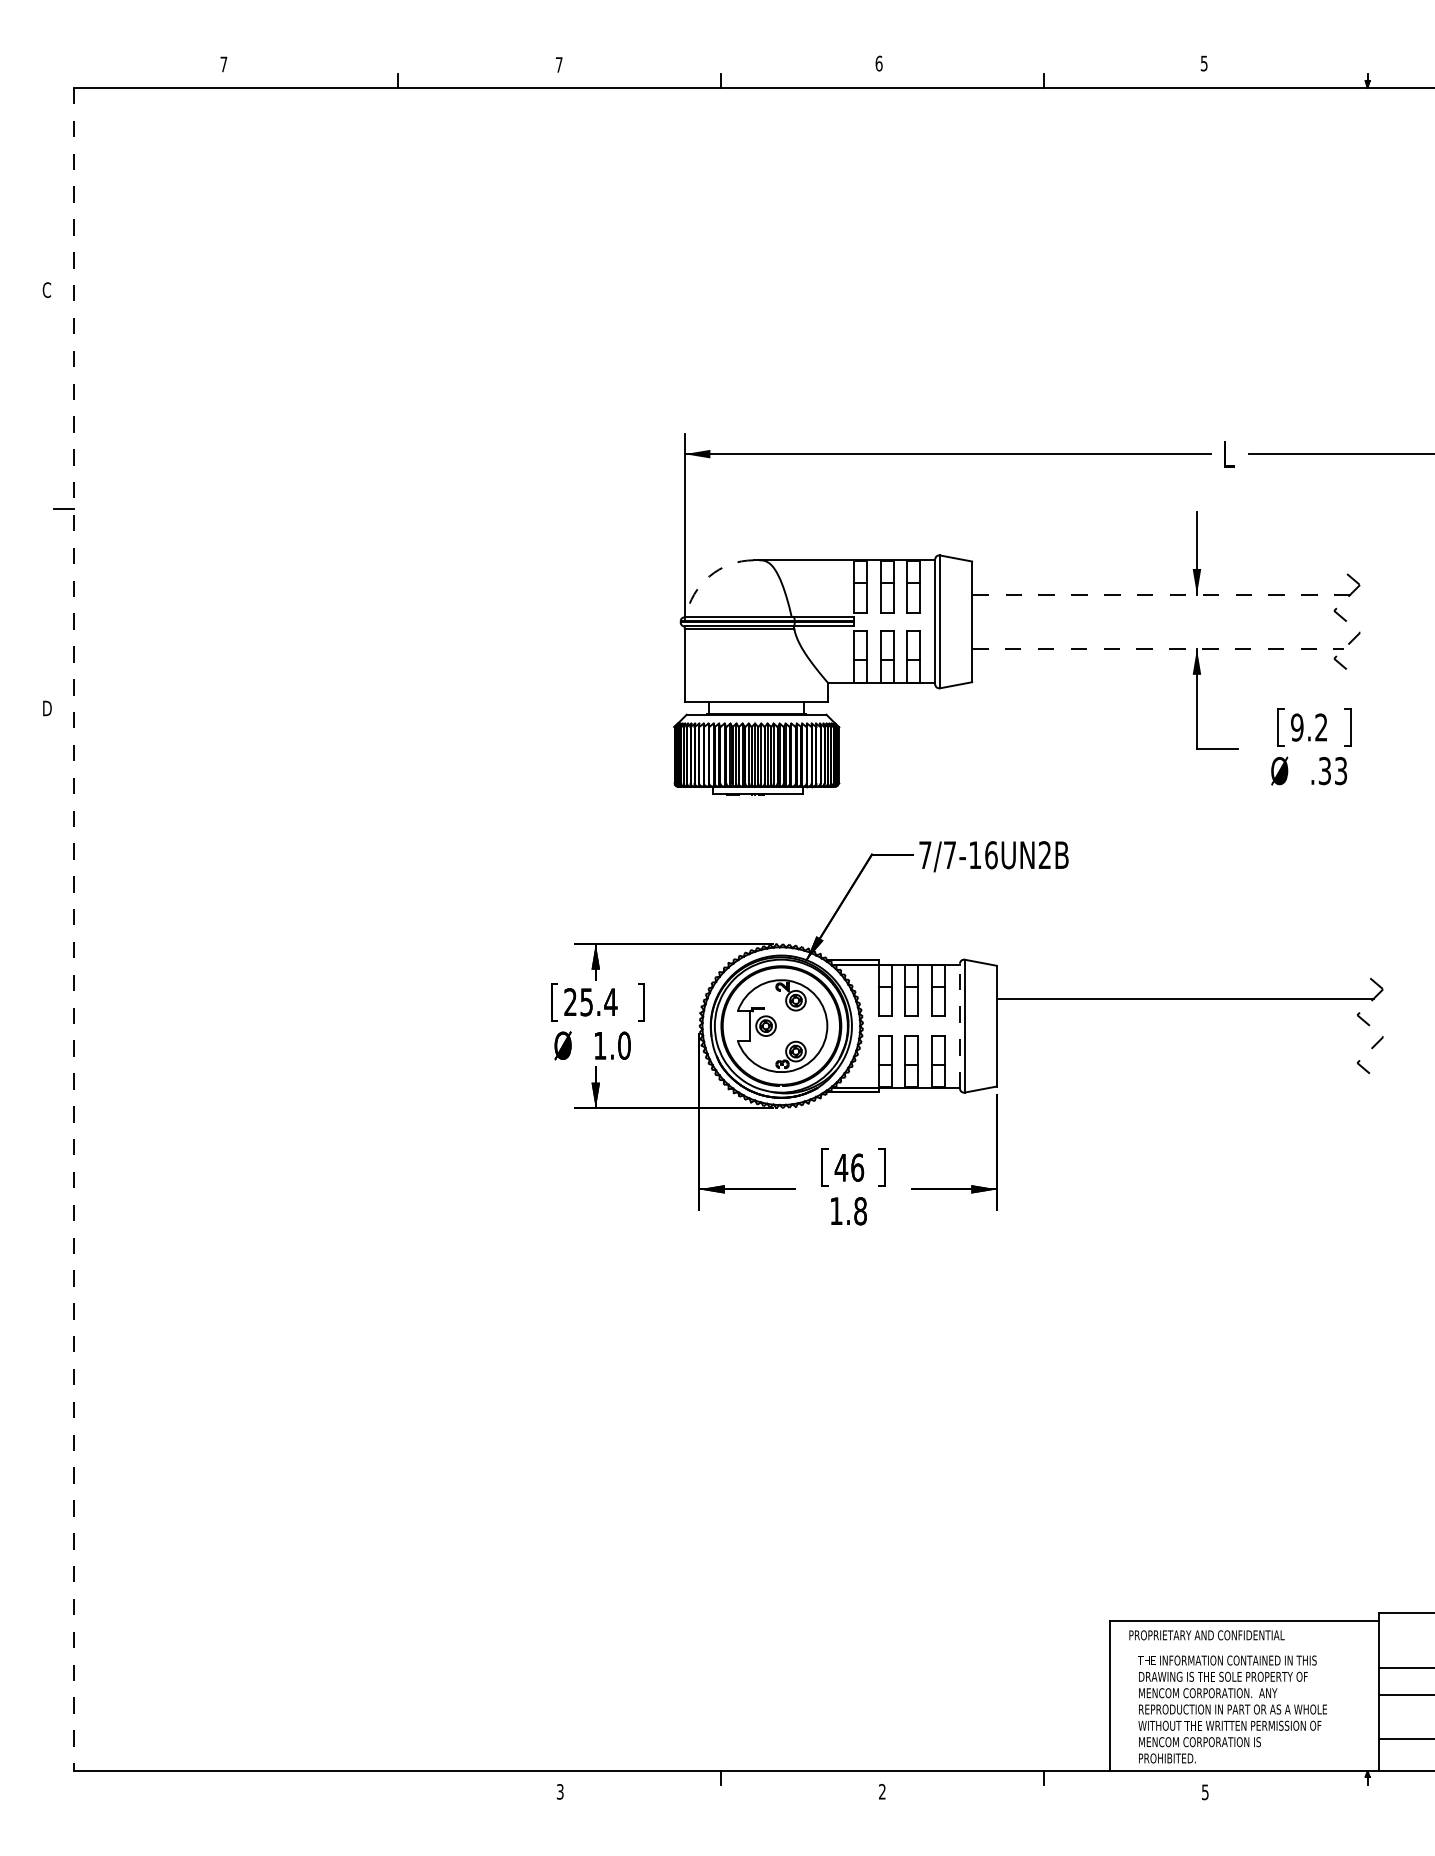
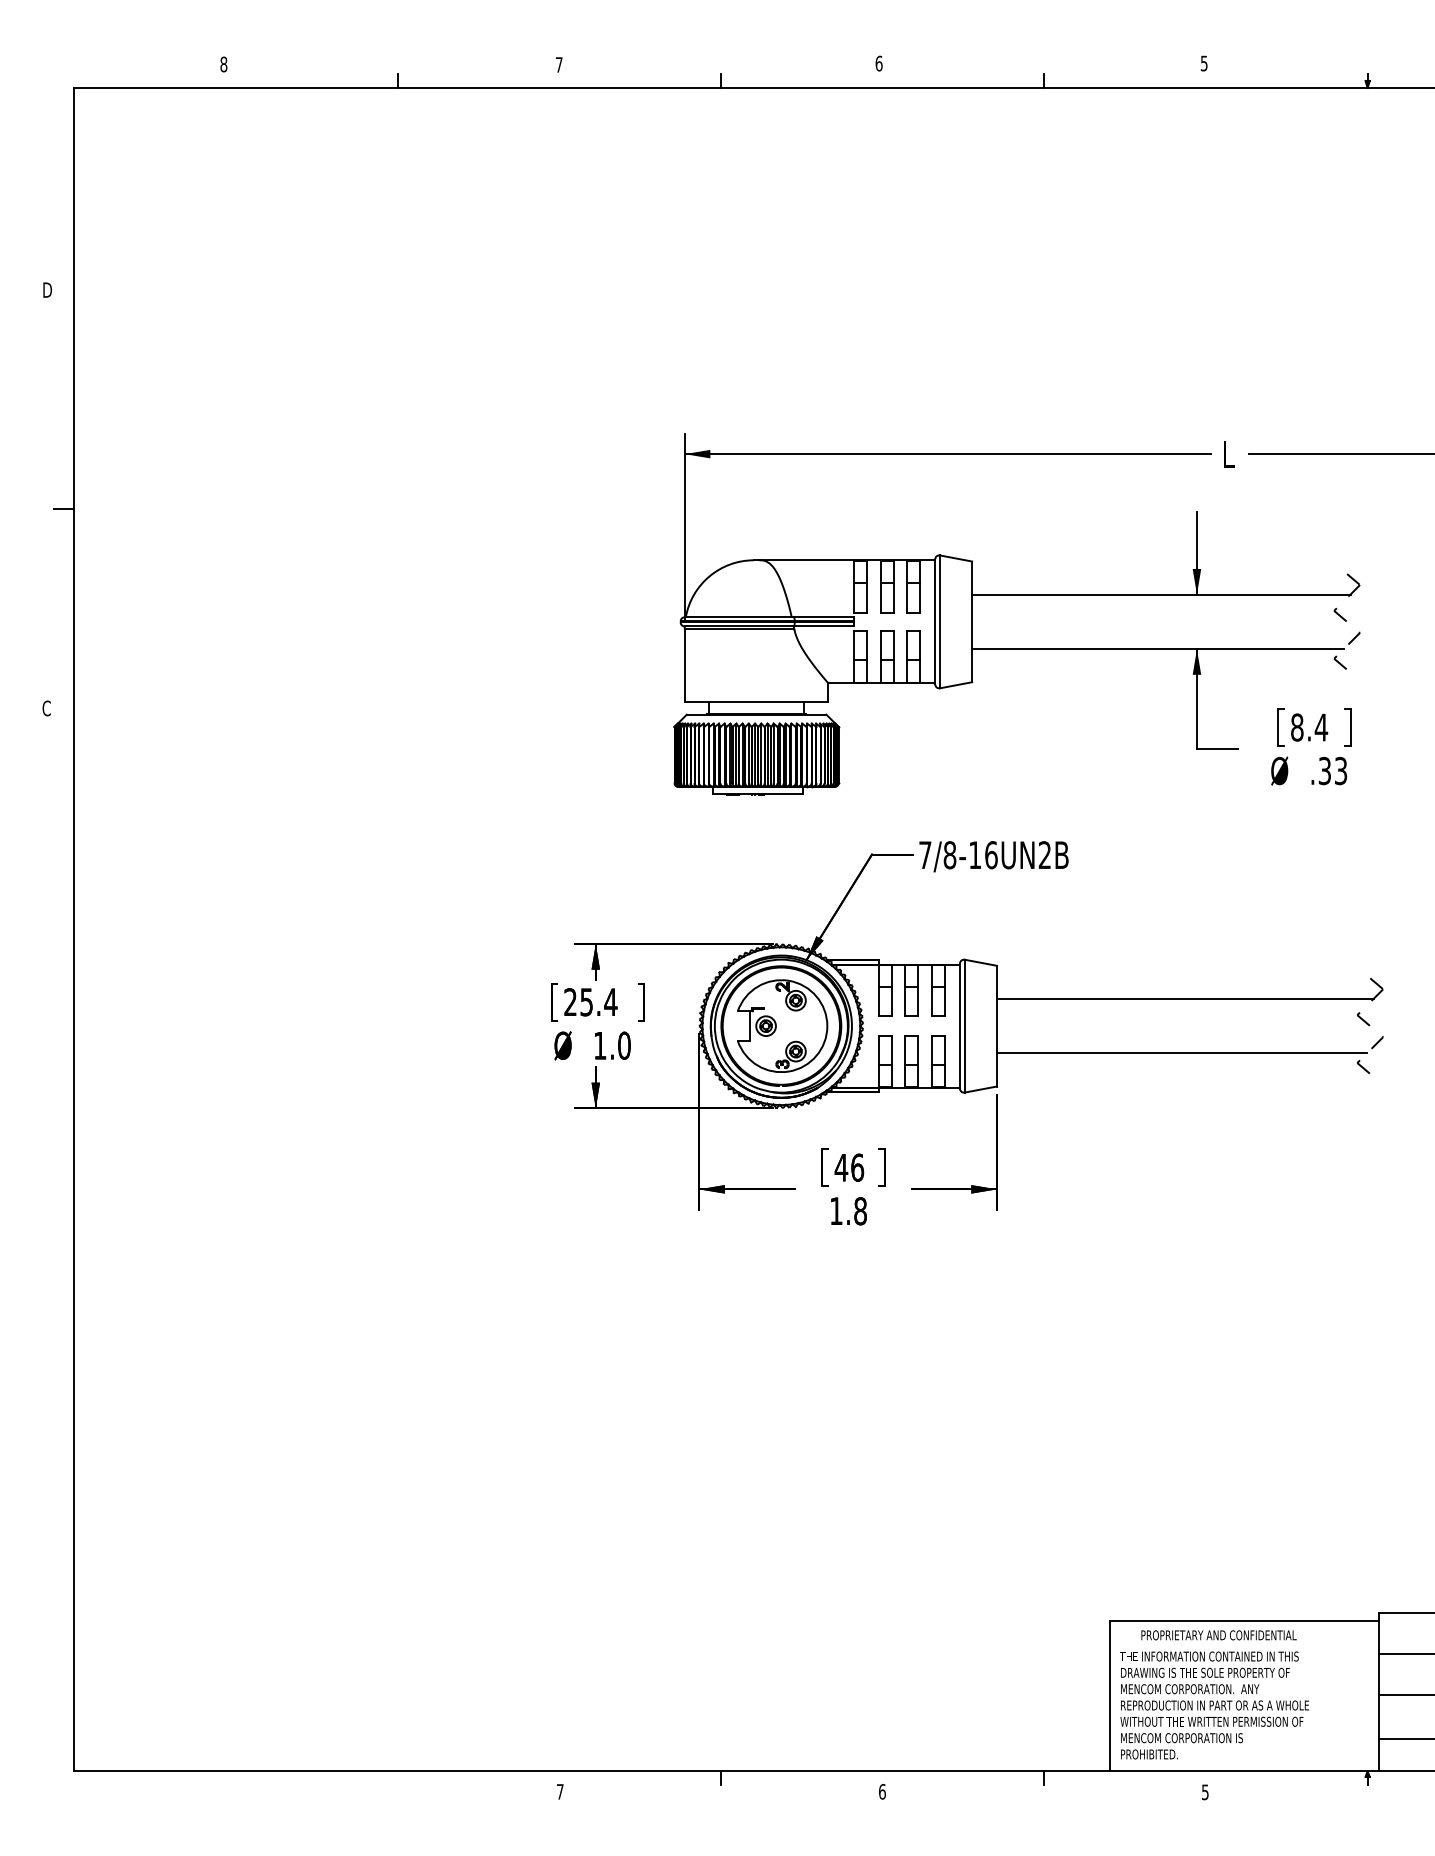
text: 7 -> 8 (223, 64)
text: C -> D (46, 290)
arc: dashed -> solid (709, 576)
line: dashed -> solid (1160, 594)
line: dashed -> solid (1157, 649)
text: D -> C (46, 708)
text: 9.2 -> 8.4 (1309, 727)
text: 7/7-16UN2B -> 7/8-16UN2B (949, 855)
line: dashed -> solid (74, 929)
line: dashed -> solid (959, 1025)
line: none -> present (1181, 1053)
text position: (1206, 1635) -> (1218, 1635) (1218, 1635)
line position: (1404, 1667) -> (1404, 1653) (1404, 1653)
text position: (1232, 1709) -> (1214, 1705) (1214, 1705)
text: 3 -> 7 (559, 1791)
text: 2 -> 6 (882, 1791)
